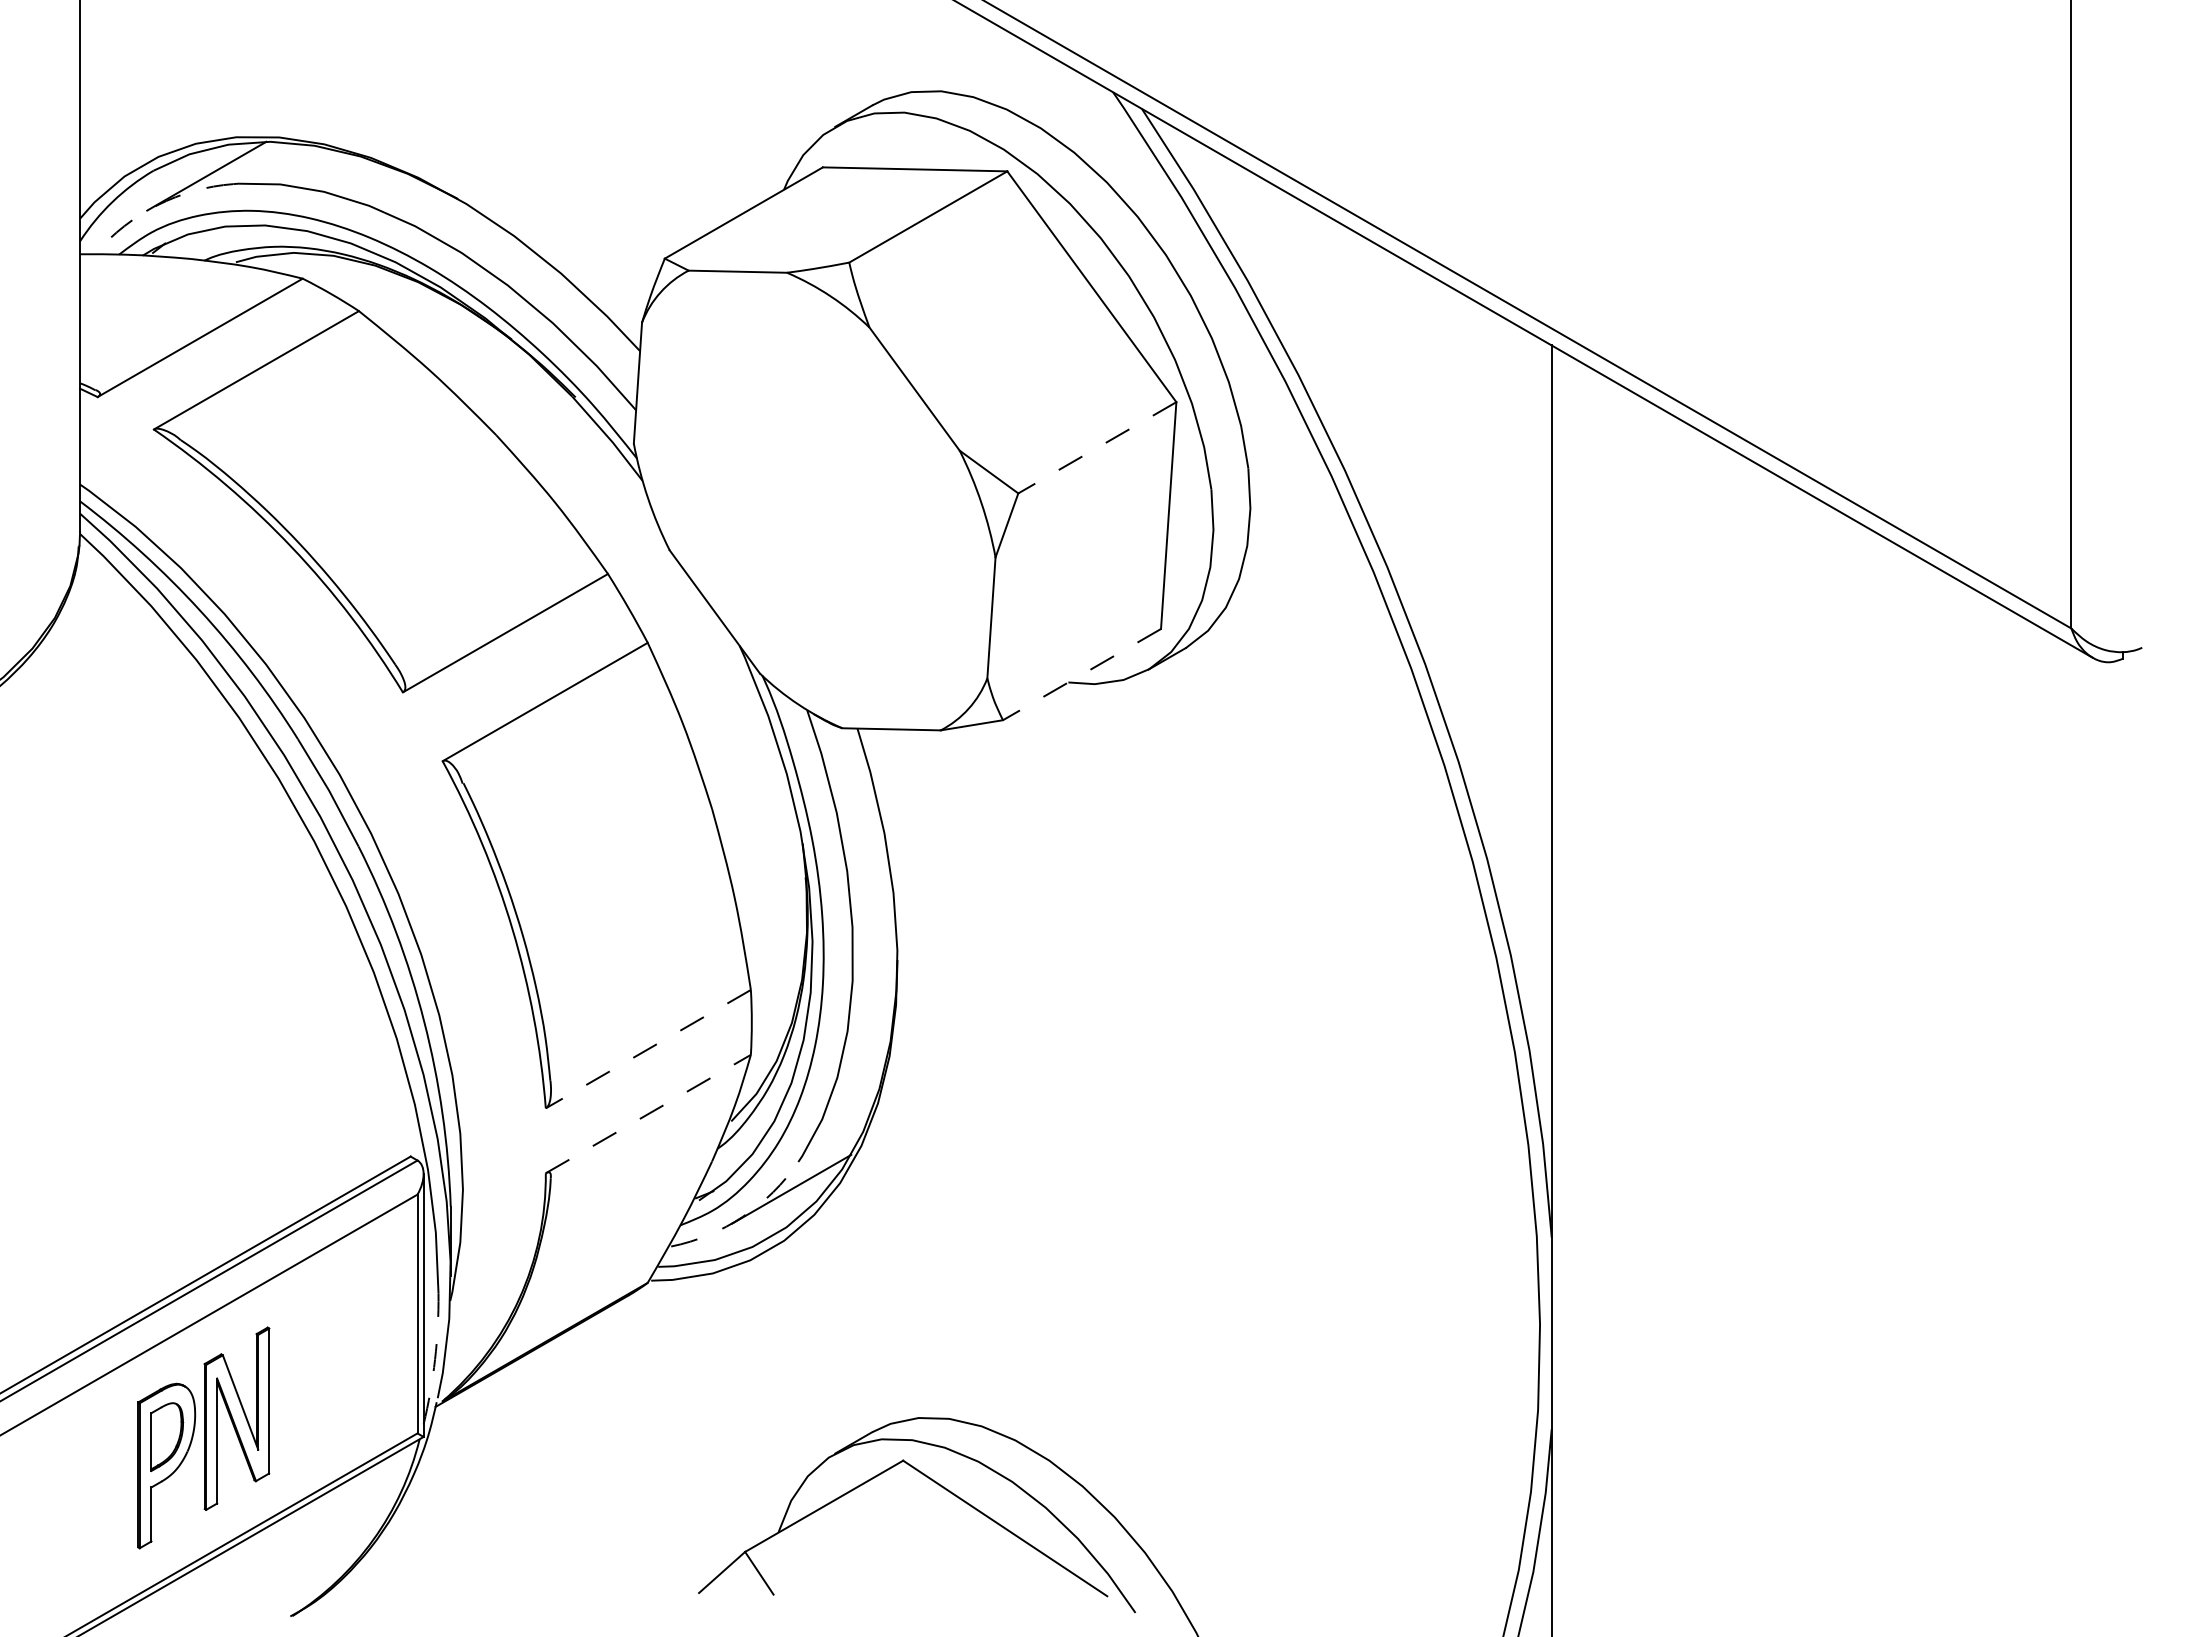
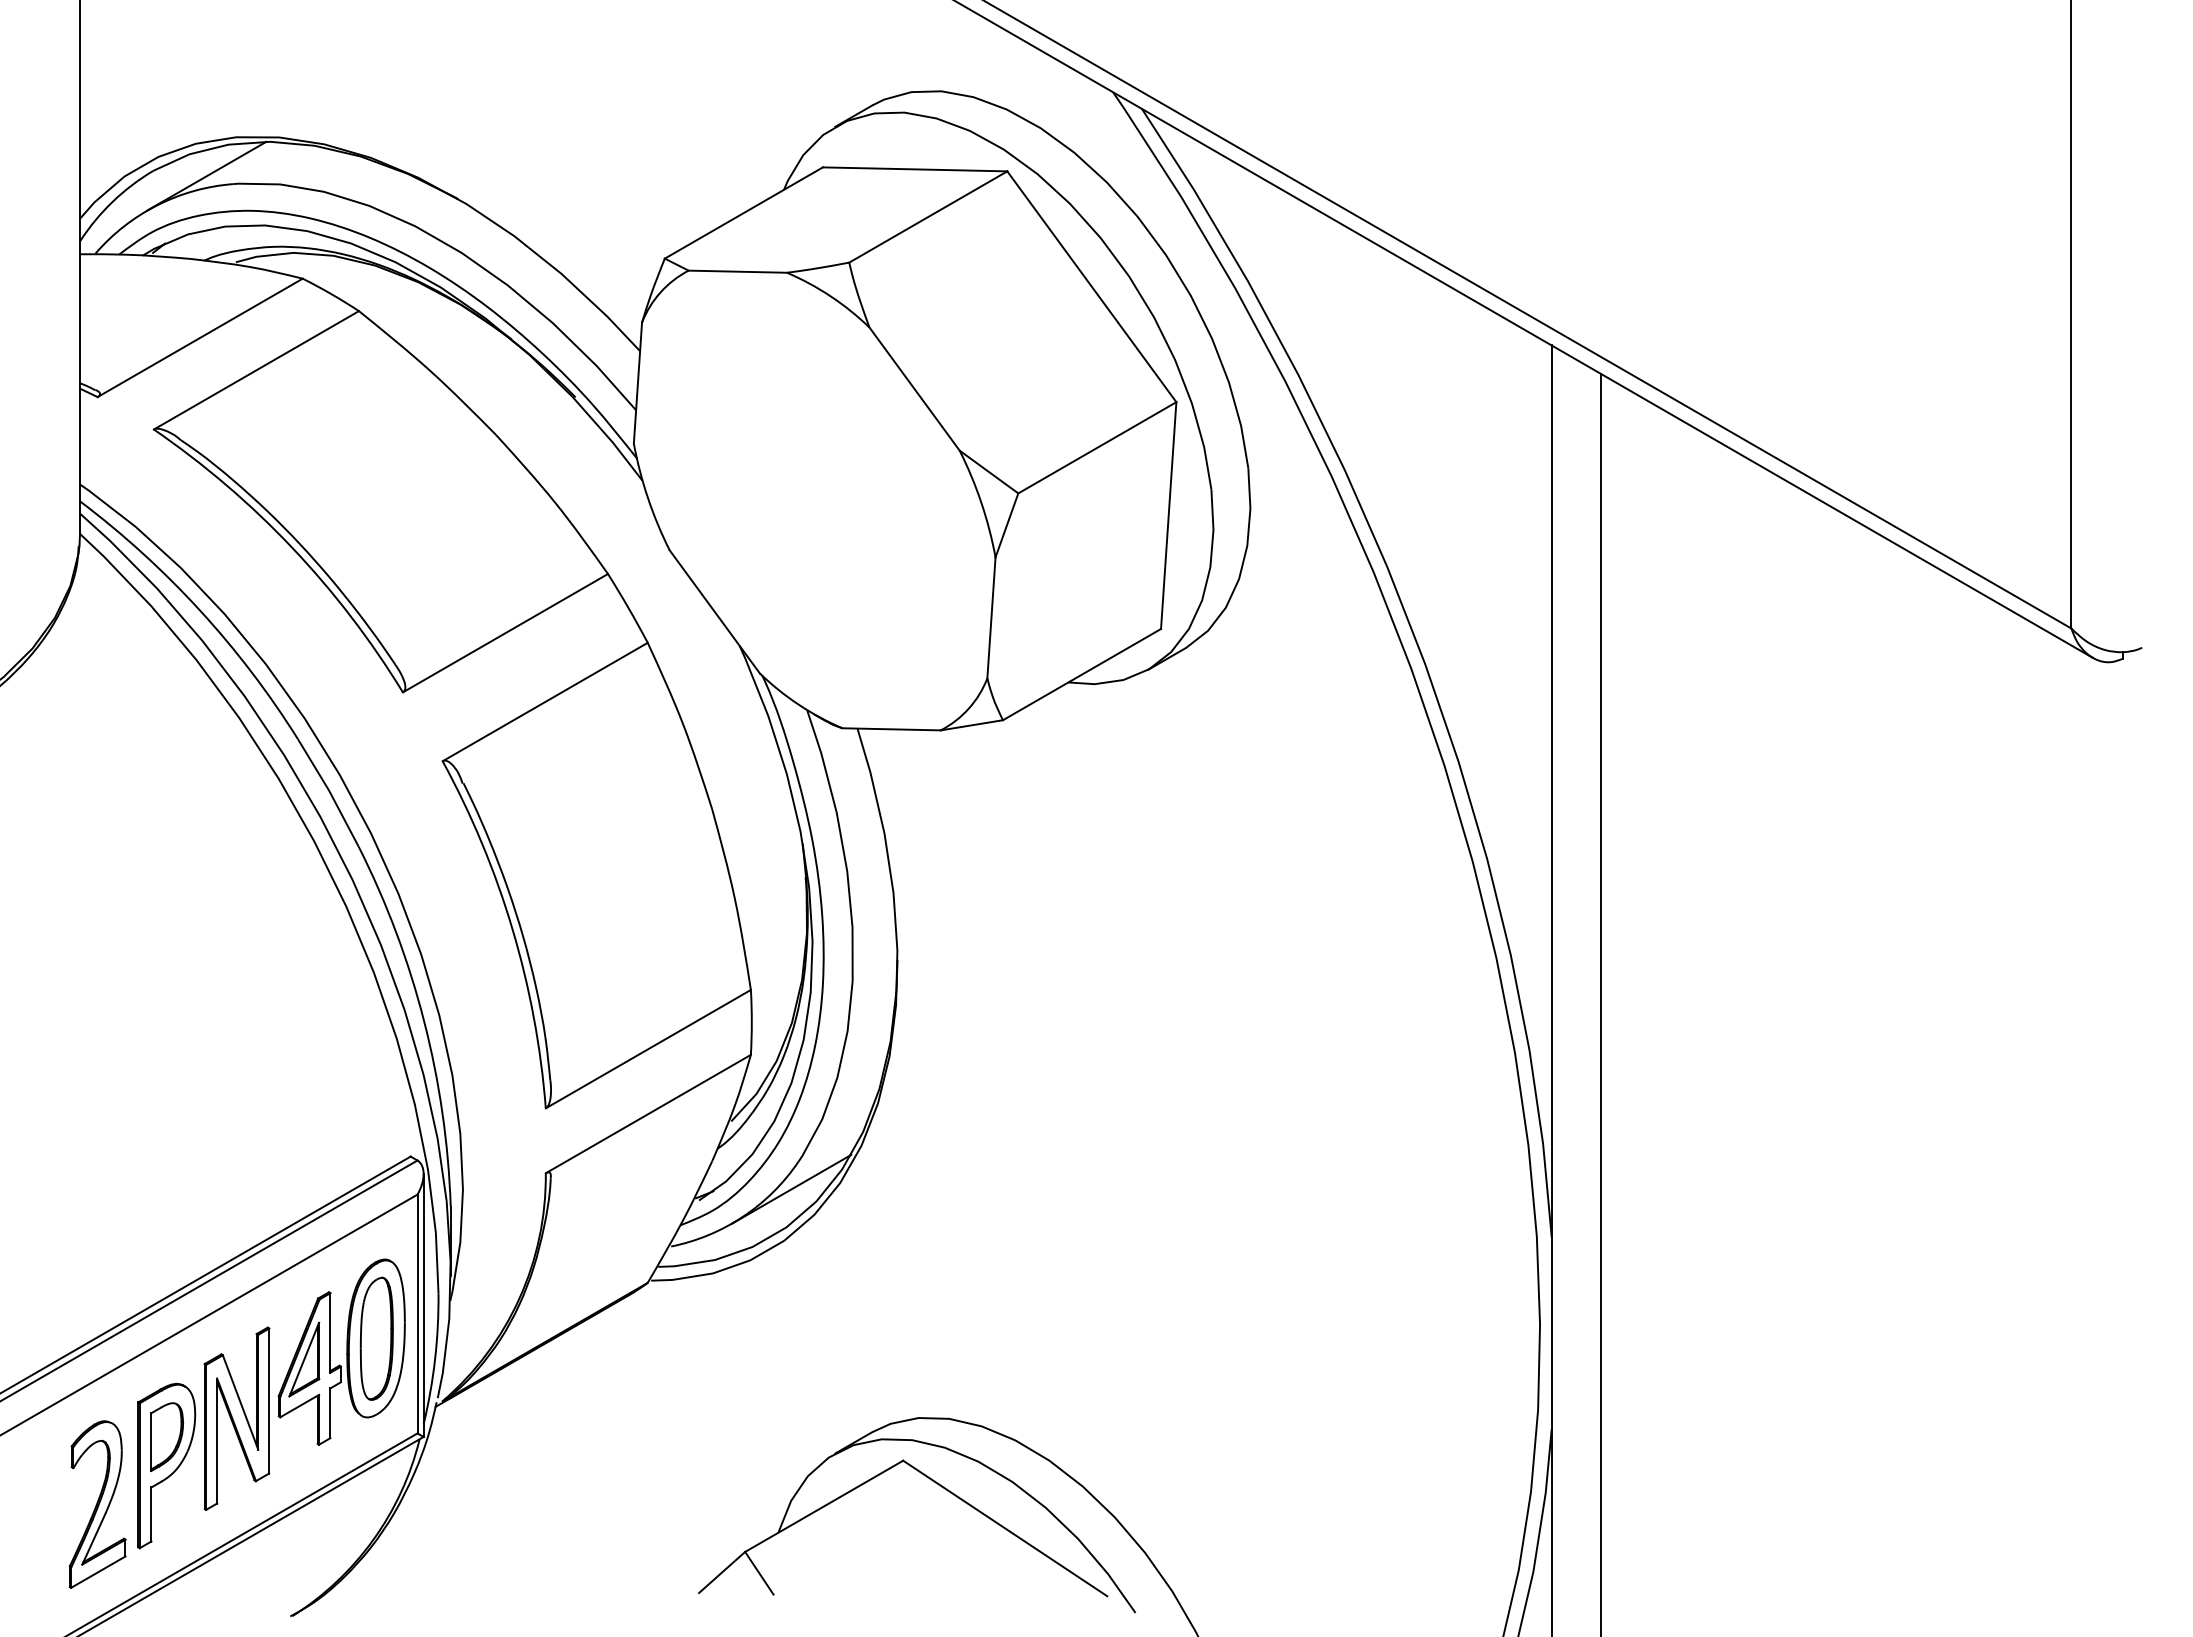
arc: dashed -> solid (157, 205)
line: dashed -> solid (1096, 448)
line: dashed -> solid (1081, 674)
line: none -> present (1600, 1003)
line: dashed -> solid (647, 1049)
line: dashed -> solid (648, 1113)
arc: dashed -> solid (743, 1216)
part: none -> present (341, 1351)
arc: dashed -> solid (435, 1359)
part: none -> present (97, 1504)
